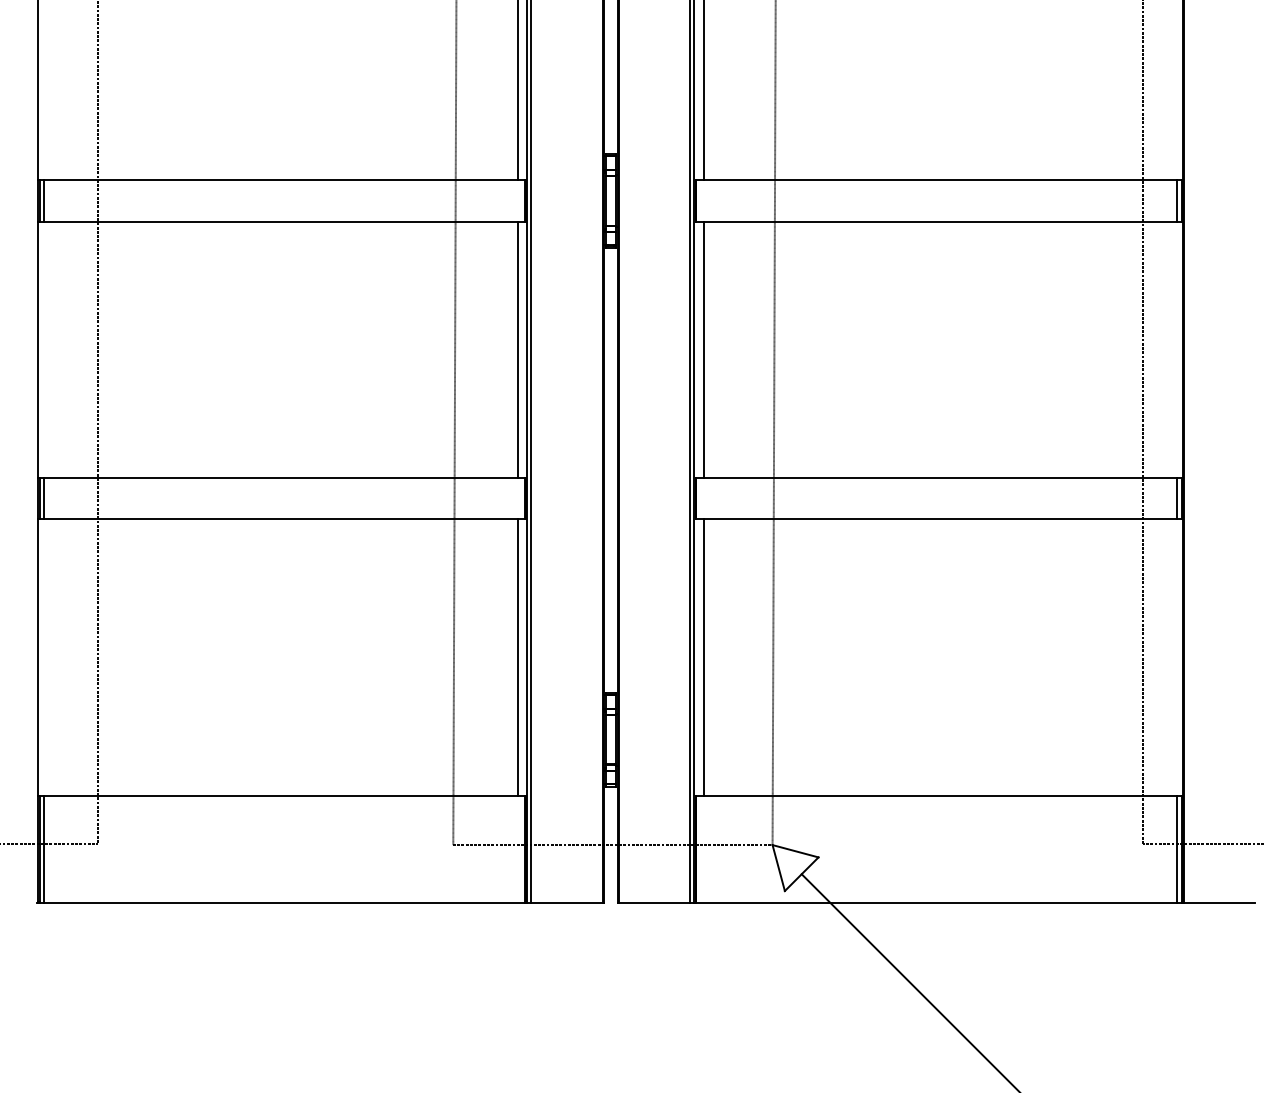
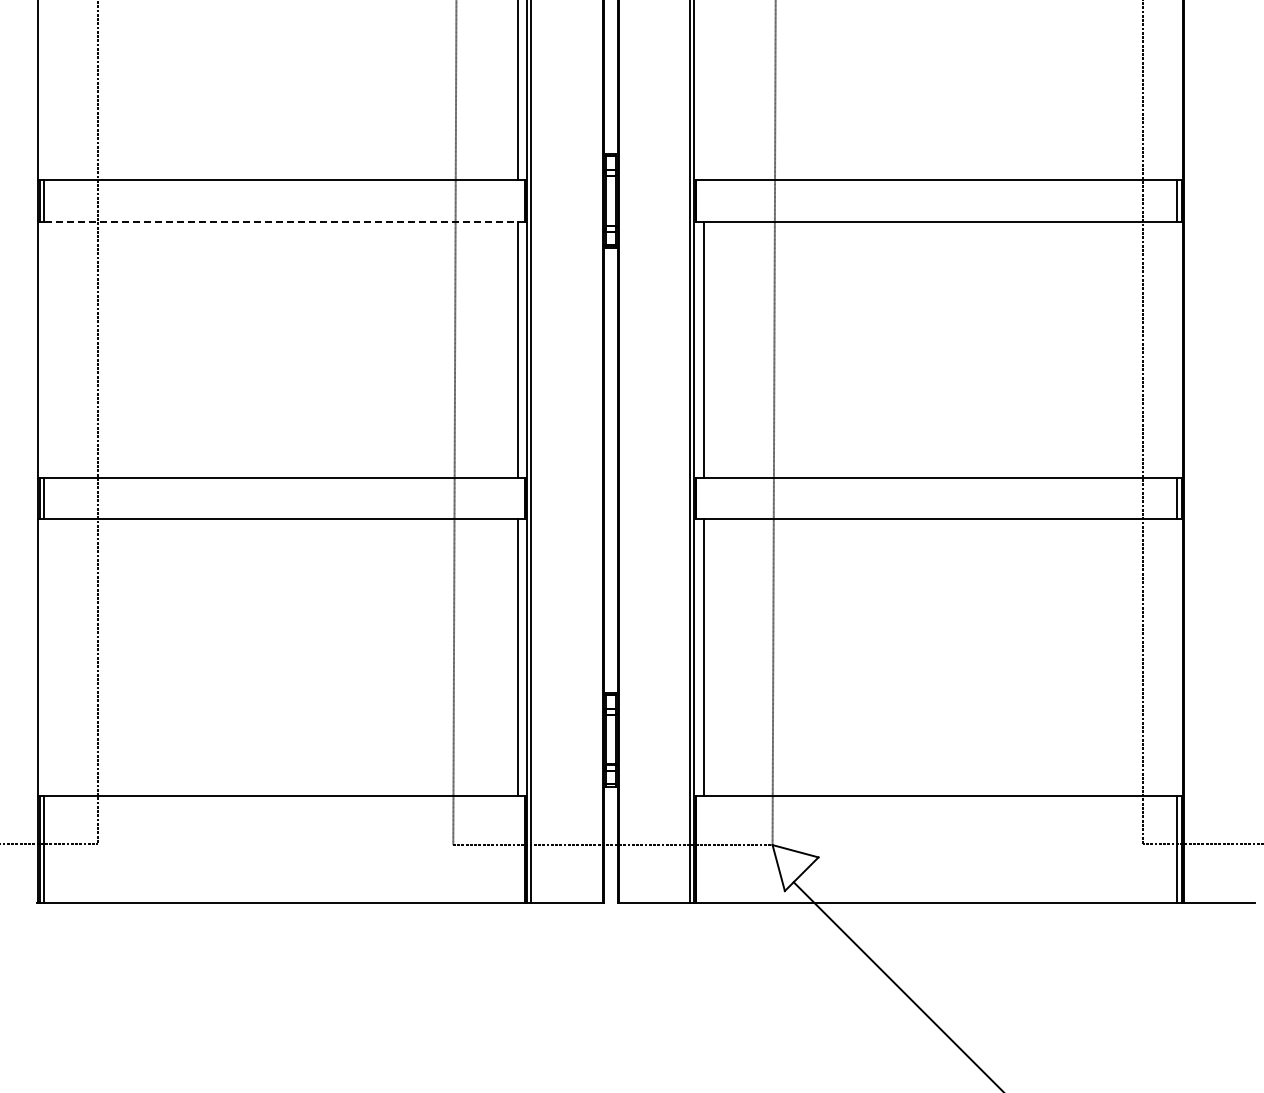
line: present -> none (703, 91)
line: solid -> dashed (284, 221)
line position: (908, 981) -> (897, 985) (897, 985)
